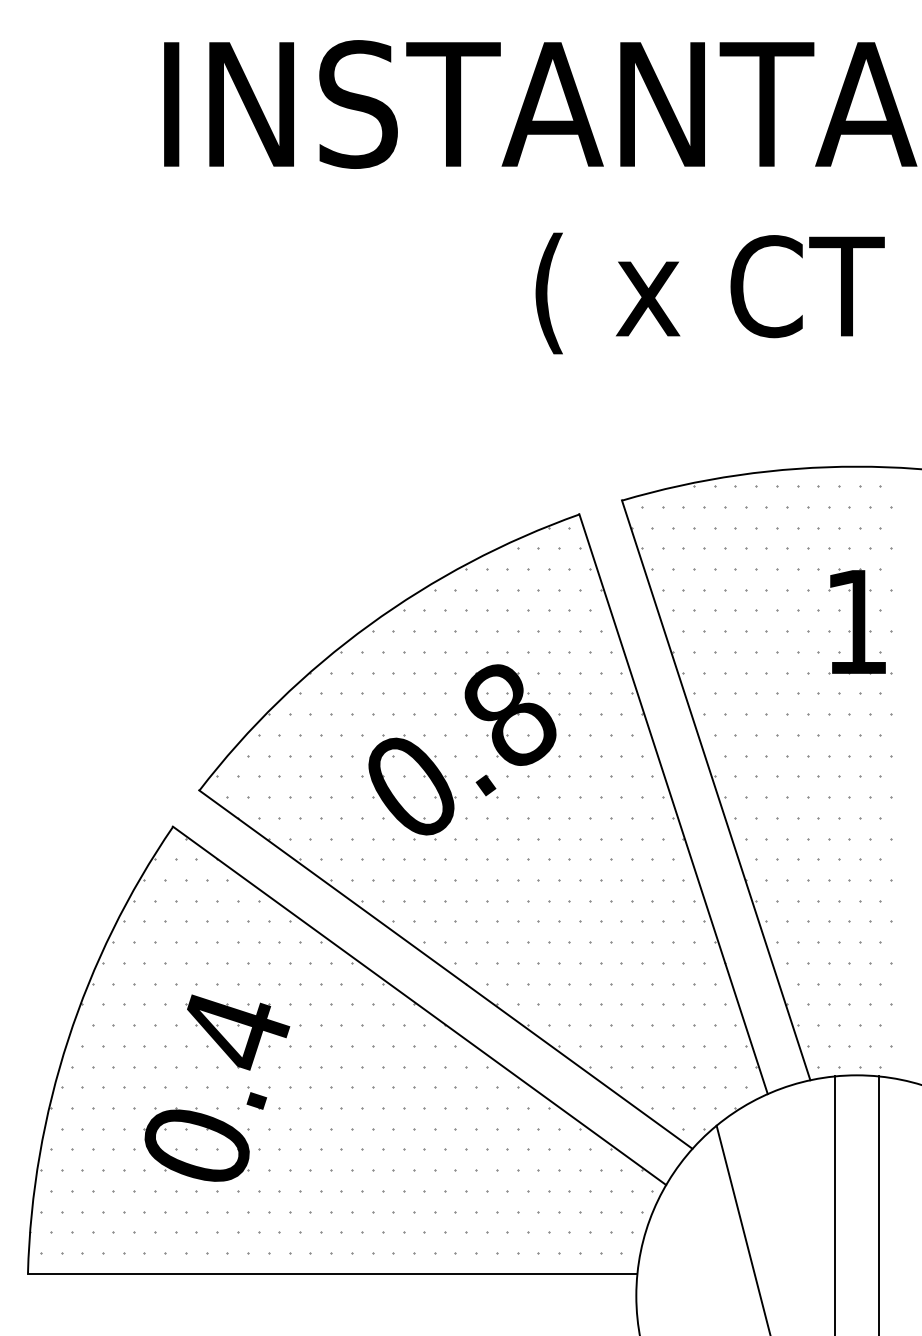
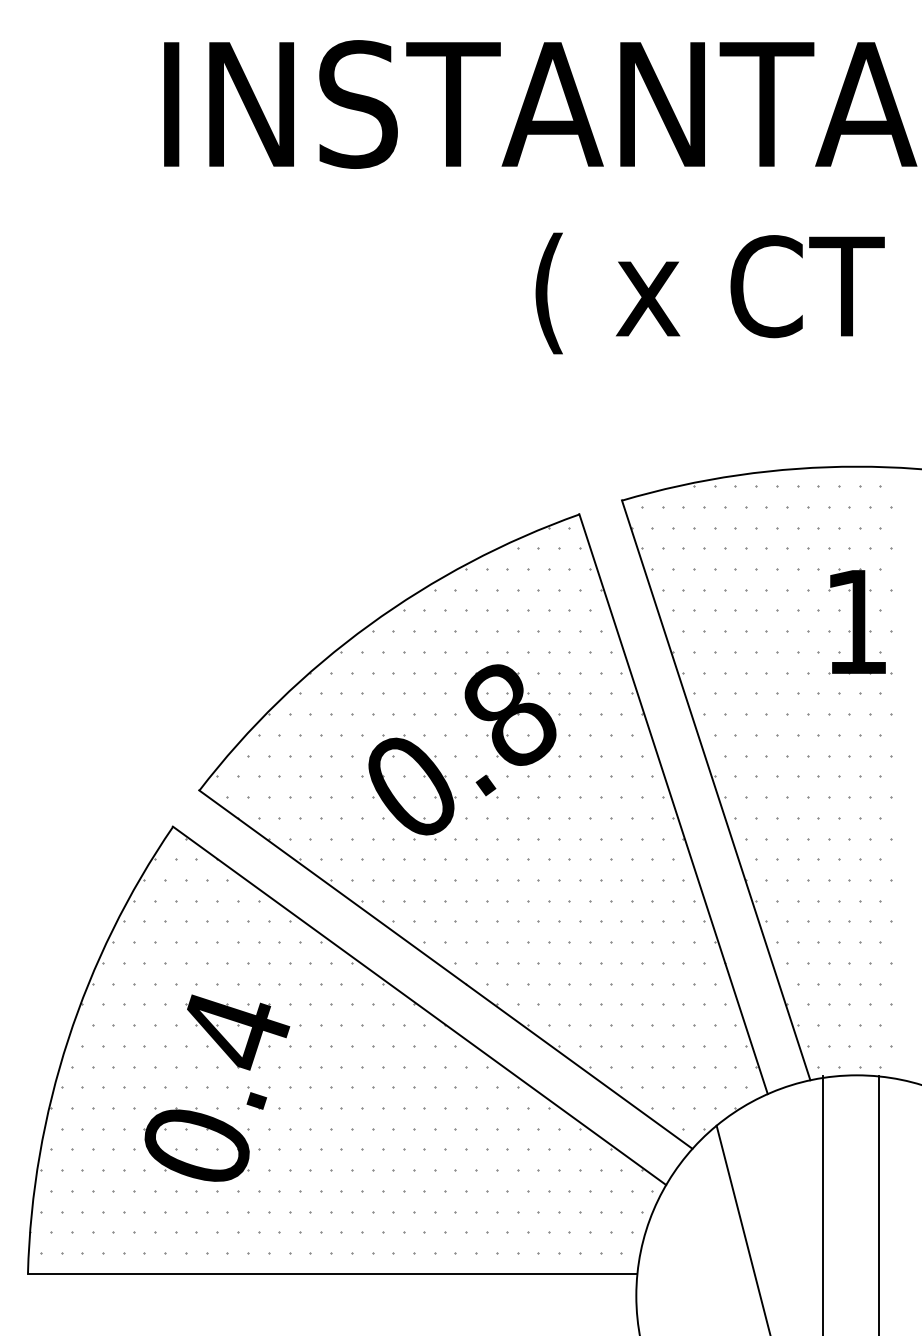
line position: (834, 1204) -> (822, 1204) (822, 1204)
